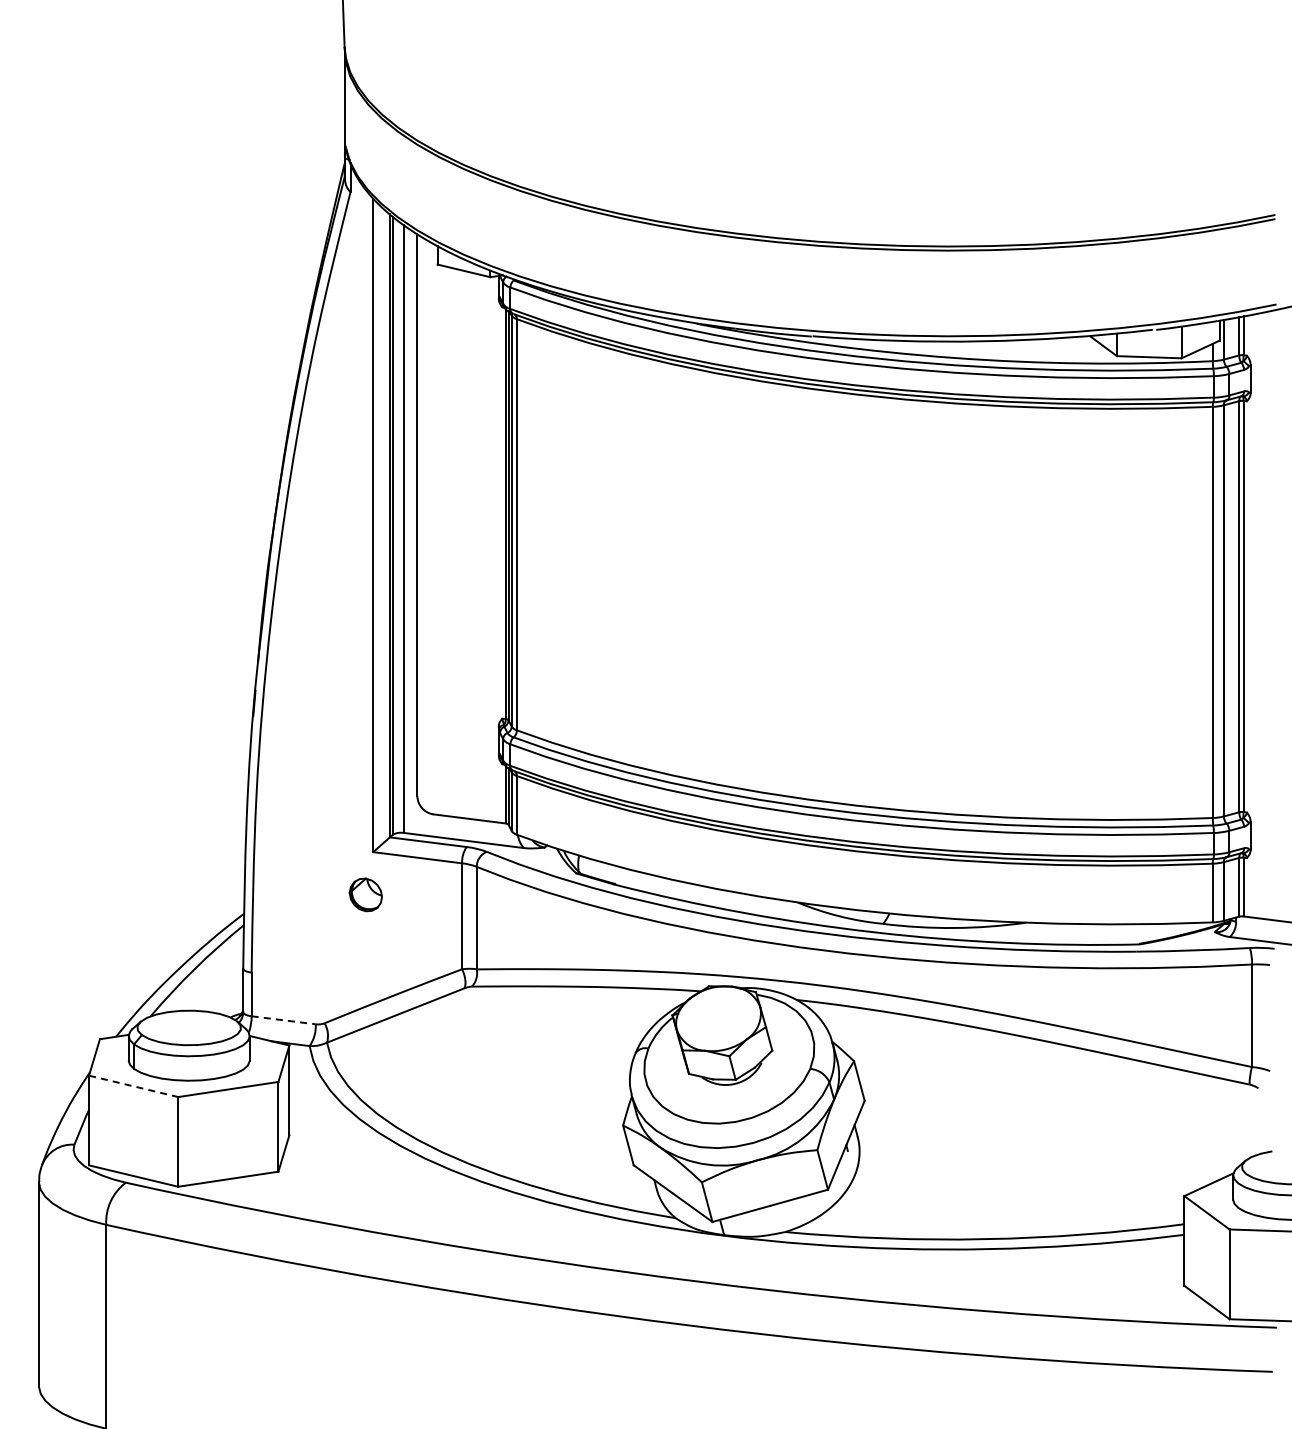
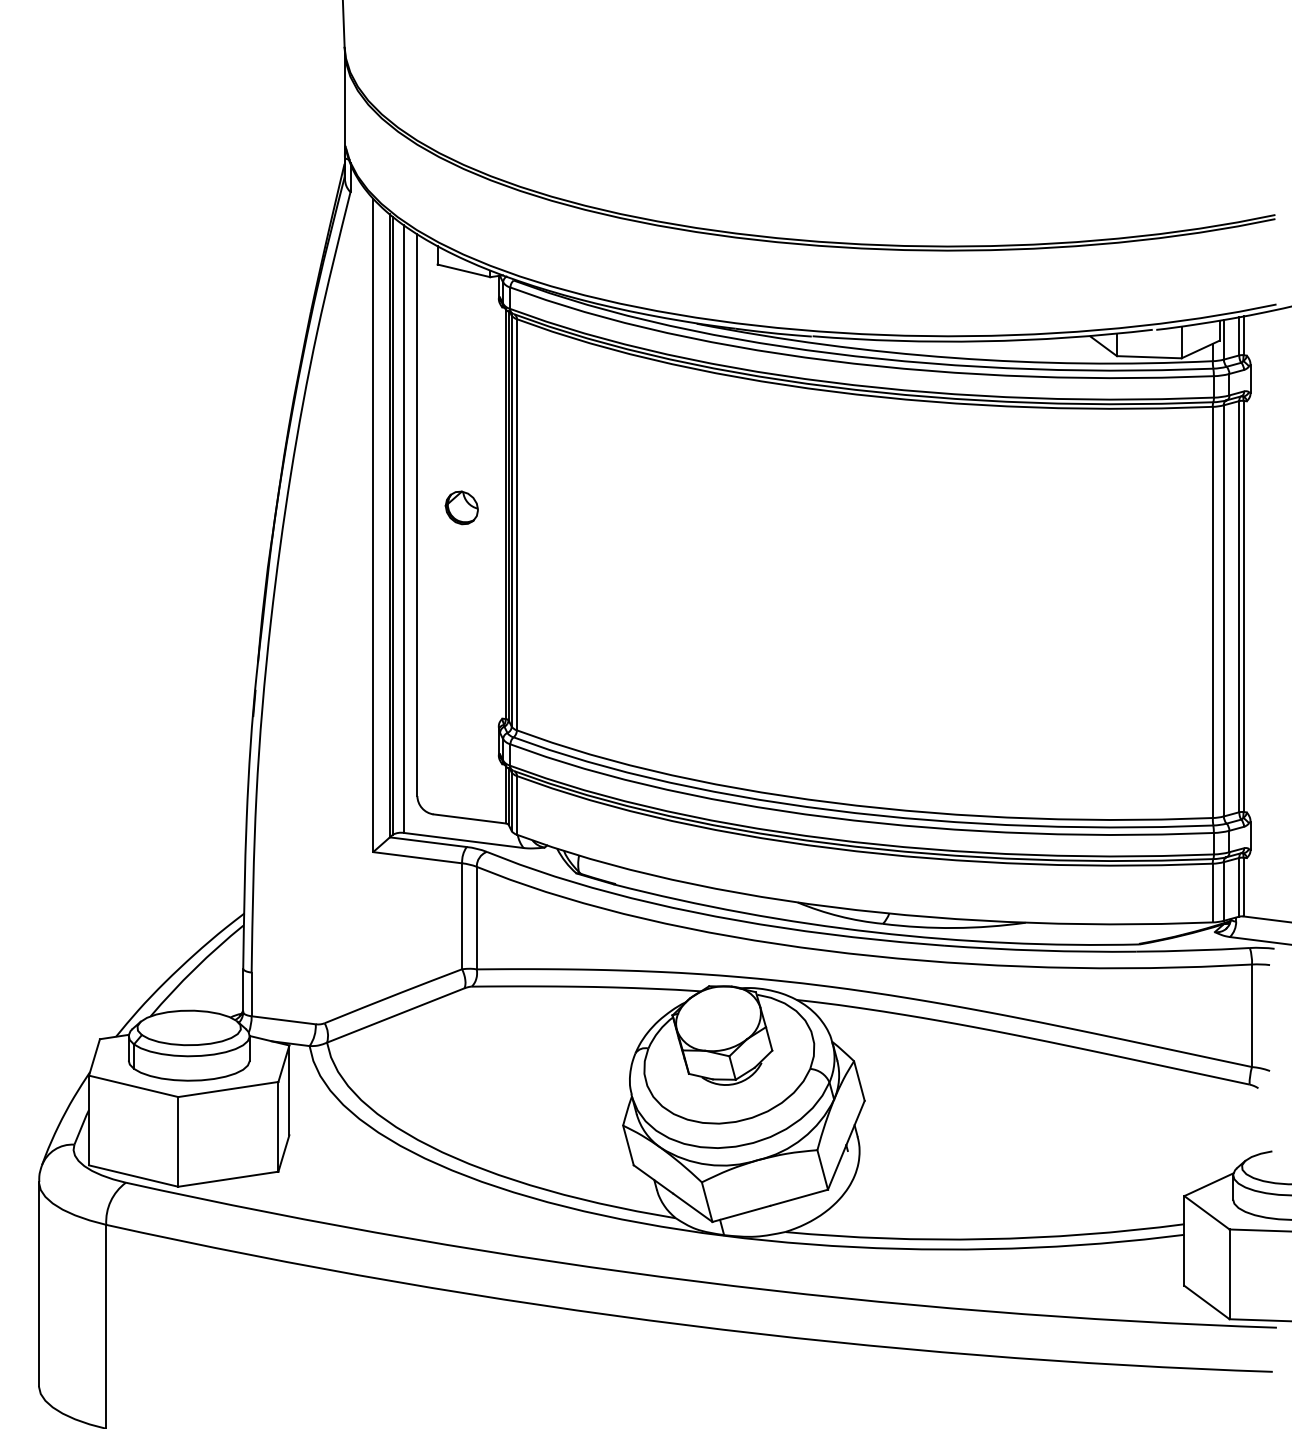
part position: (365, 894) -> (461, 507) (461, 507)
line: dashed -> solid (284, 1020)
line: dashed -> solid (133, 1086)
